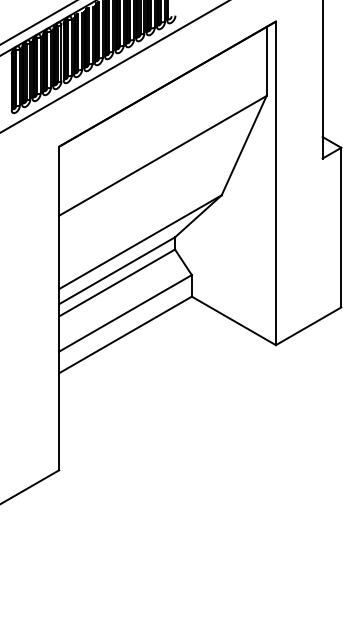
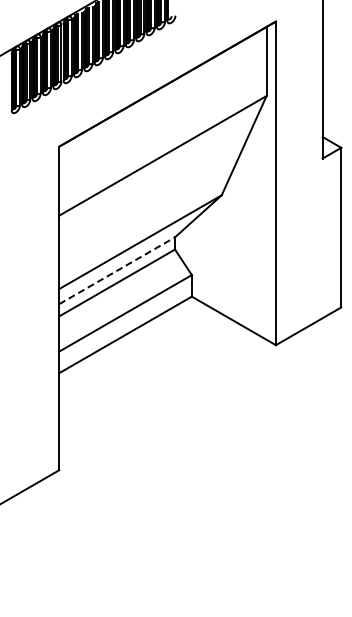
line: present -> none (38, 22)
line: present -> none (114, 66)
line: solid -> dashed (117, 270)
